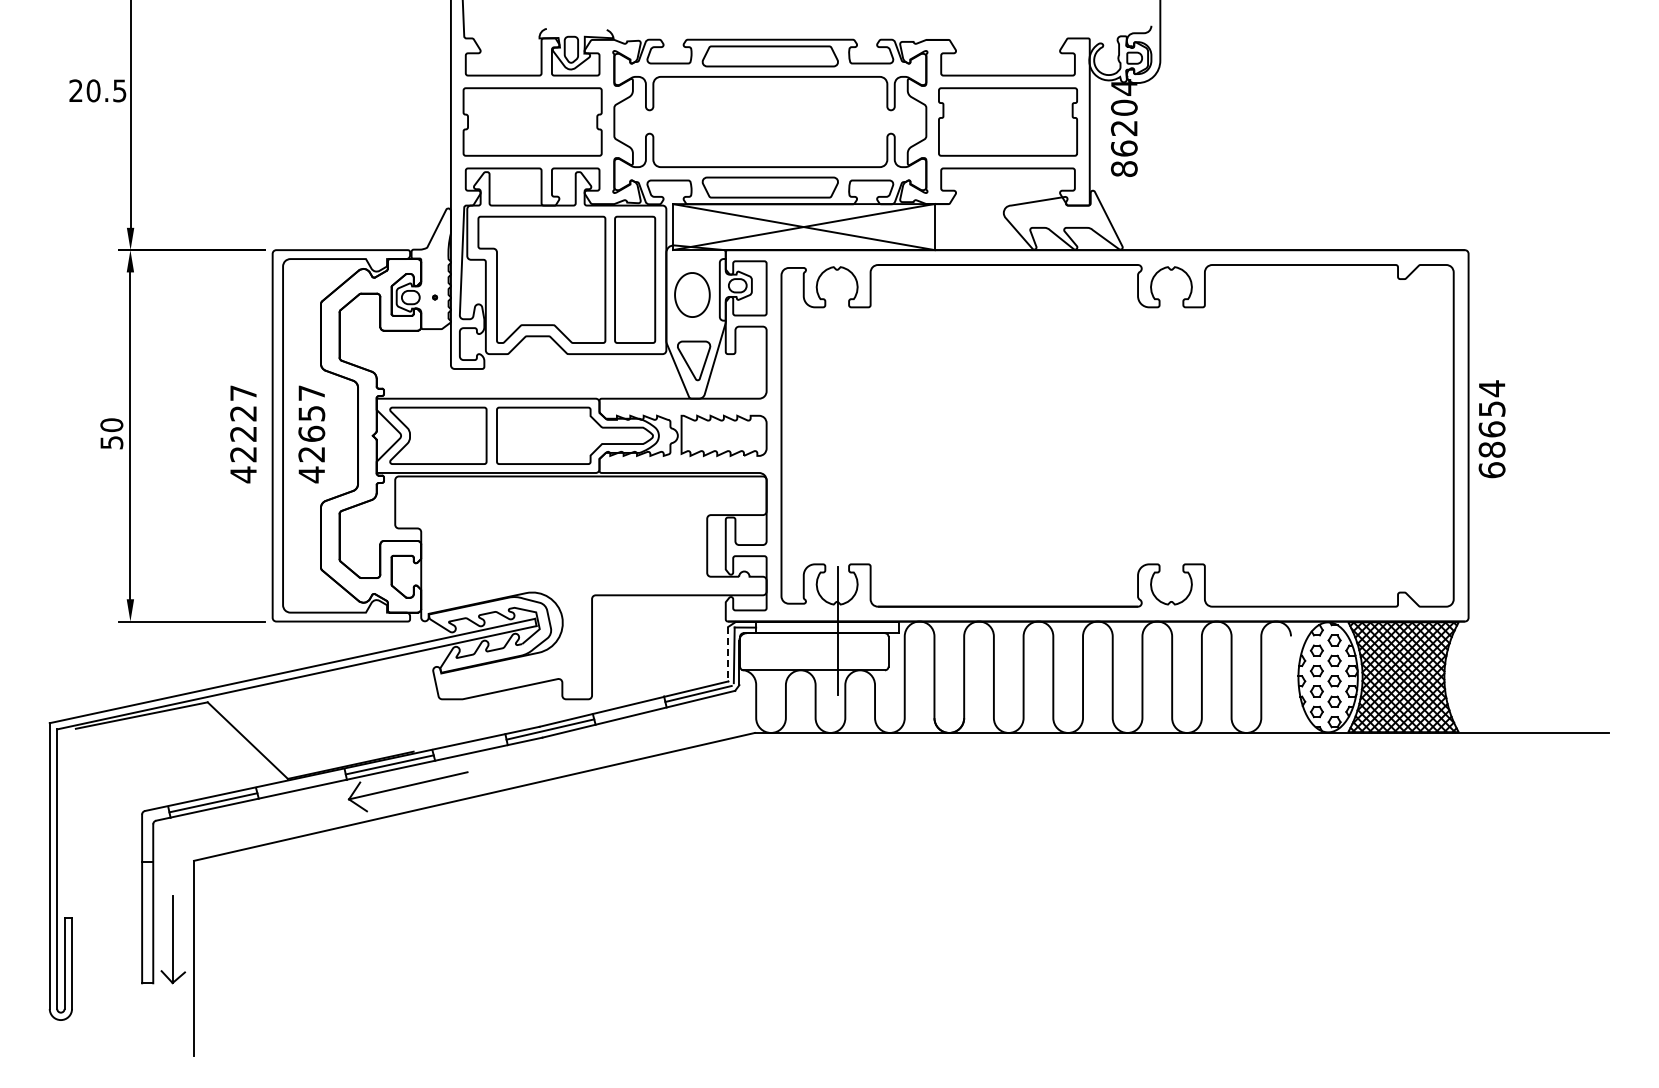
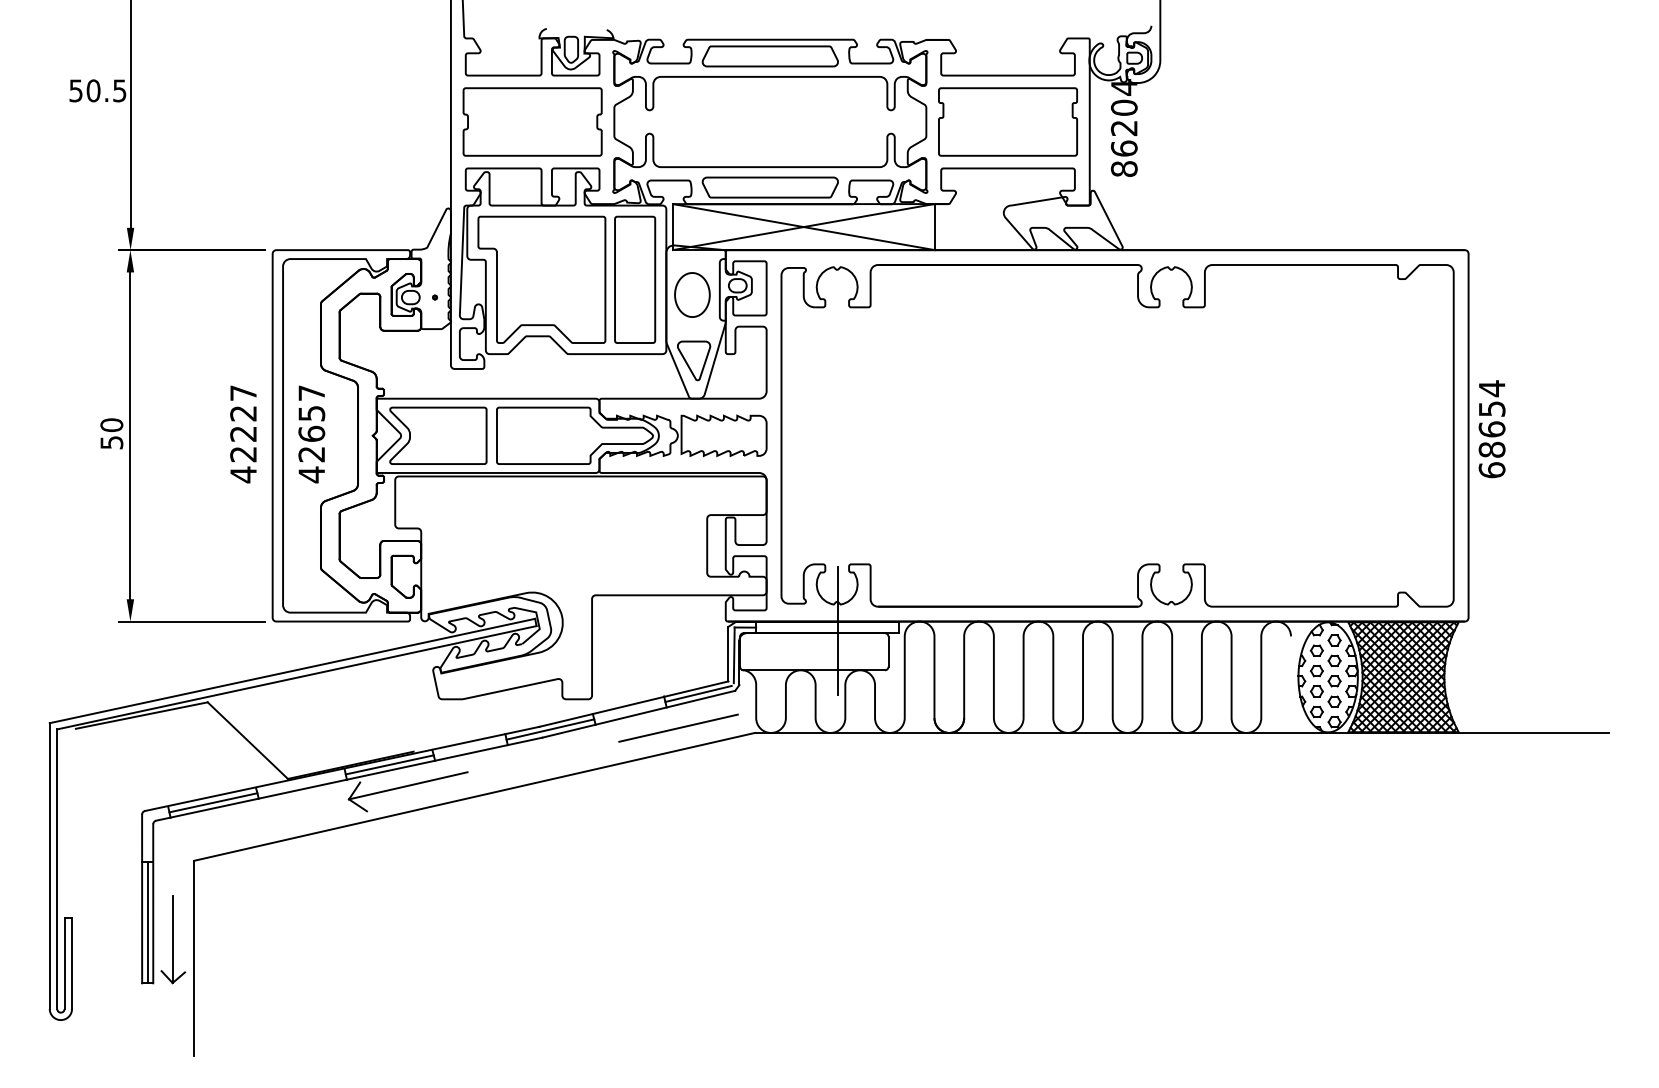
text: 20.5 -> 50.5 (75, 90)
line: dashed -> solid (728, 654)
line: none -> present (678, 727)
line: none -> present (147, 922)
